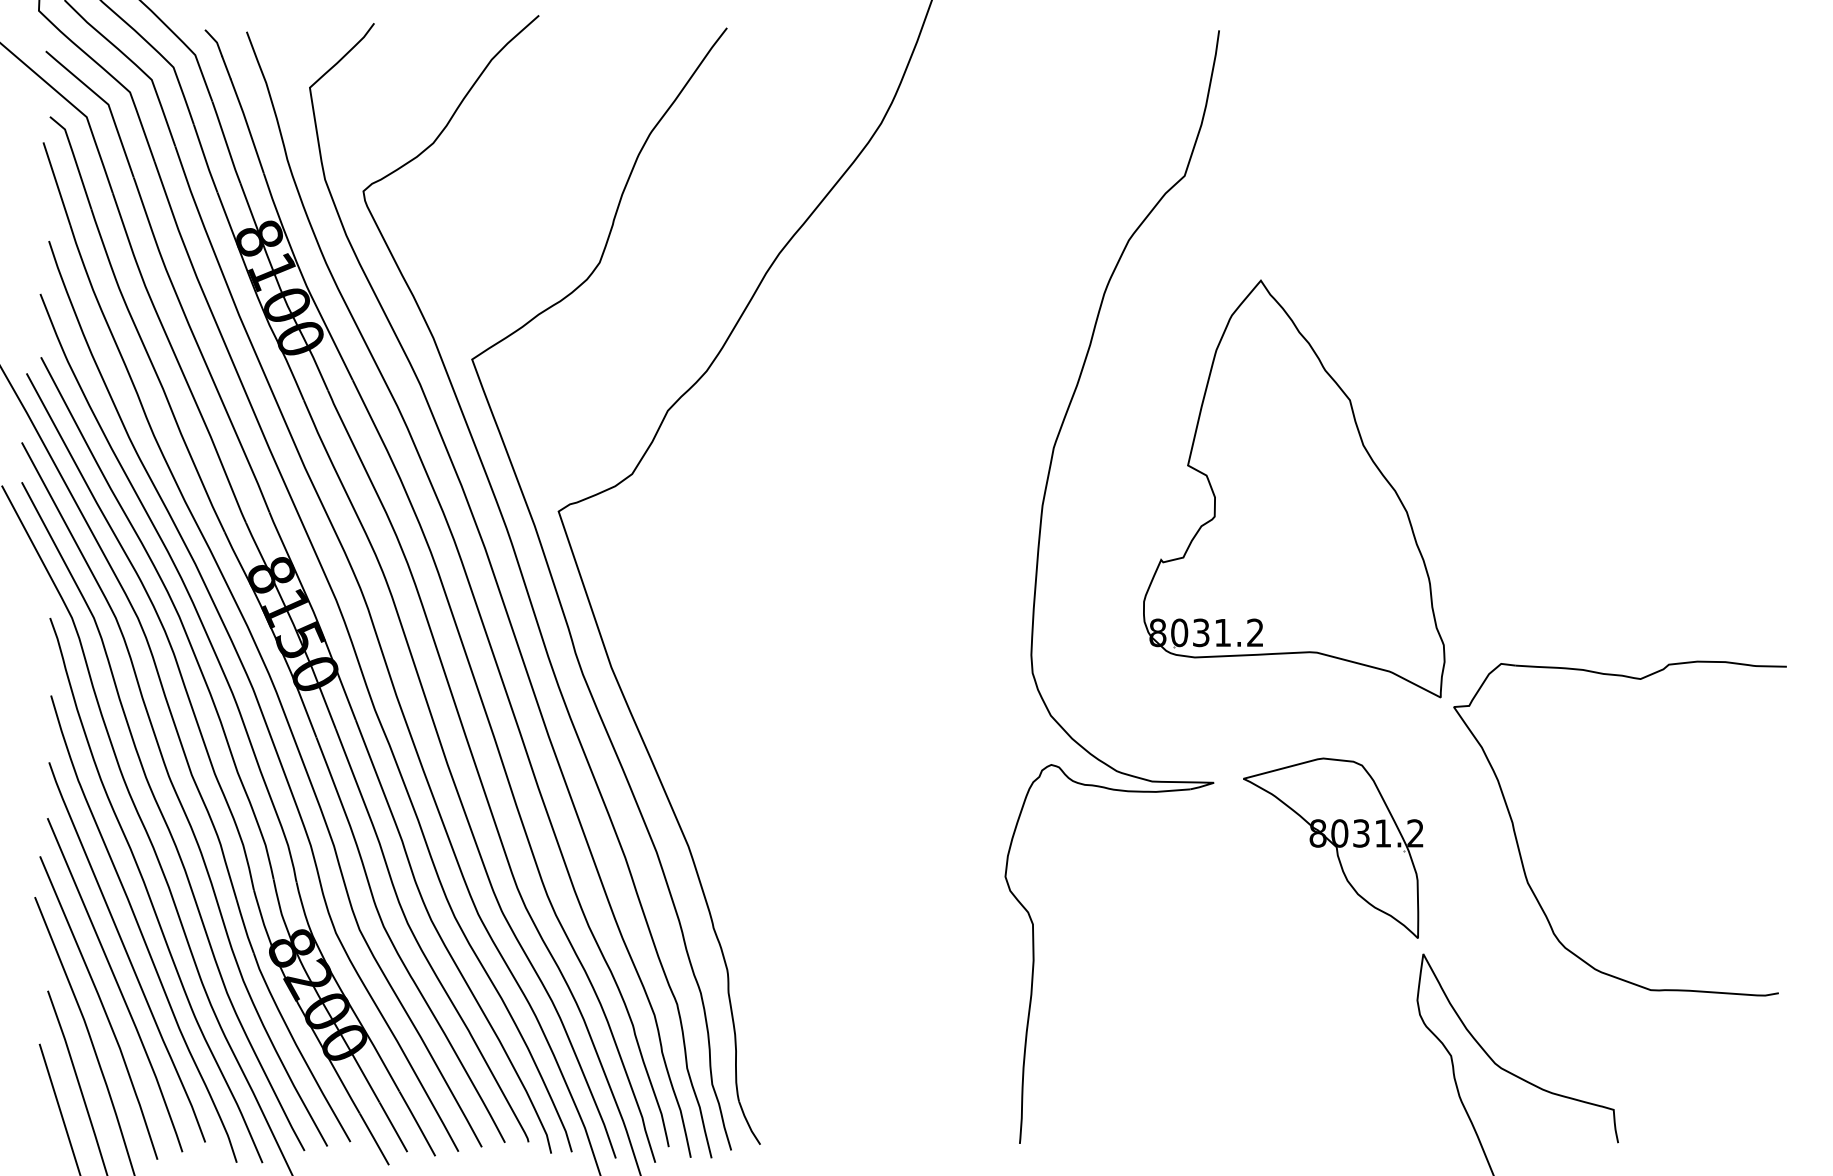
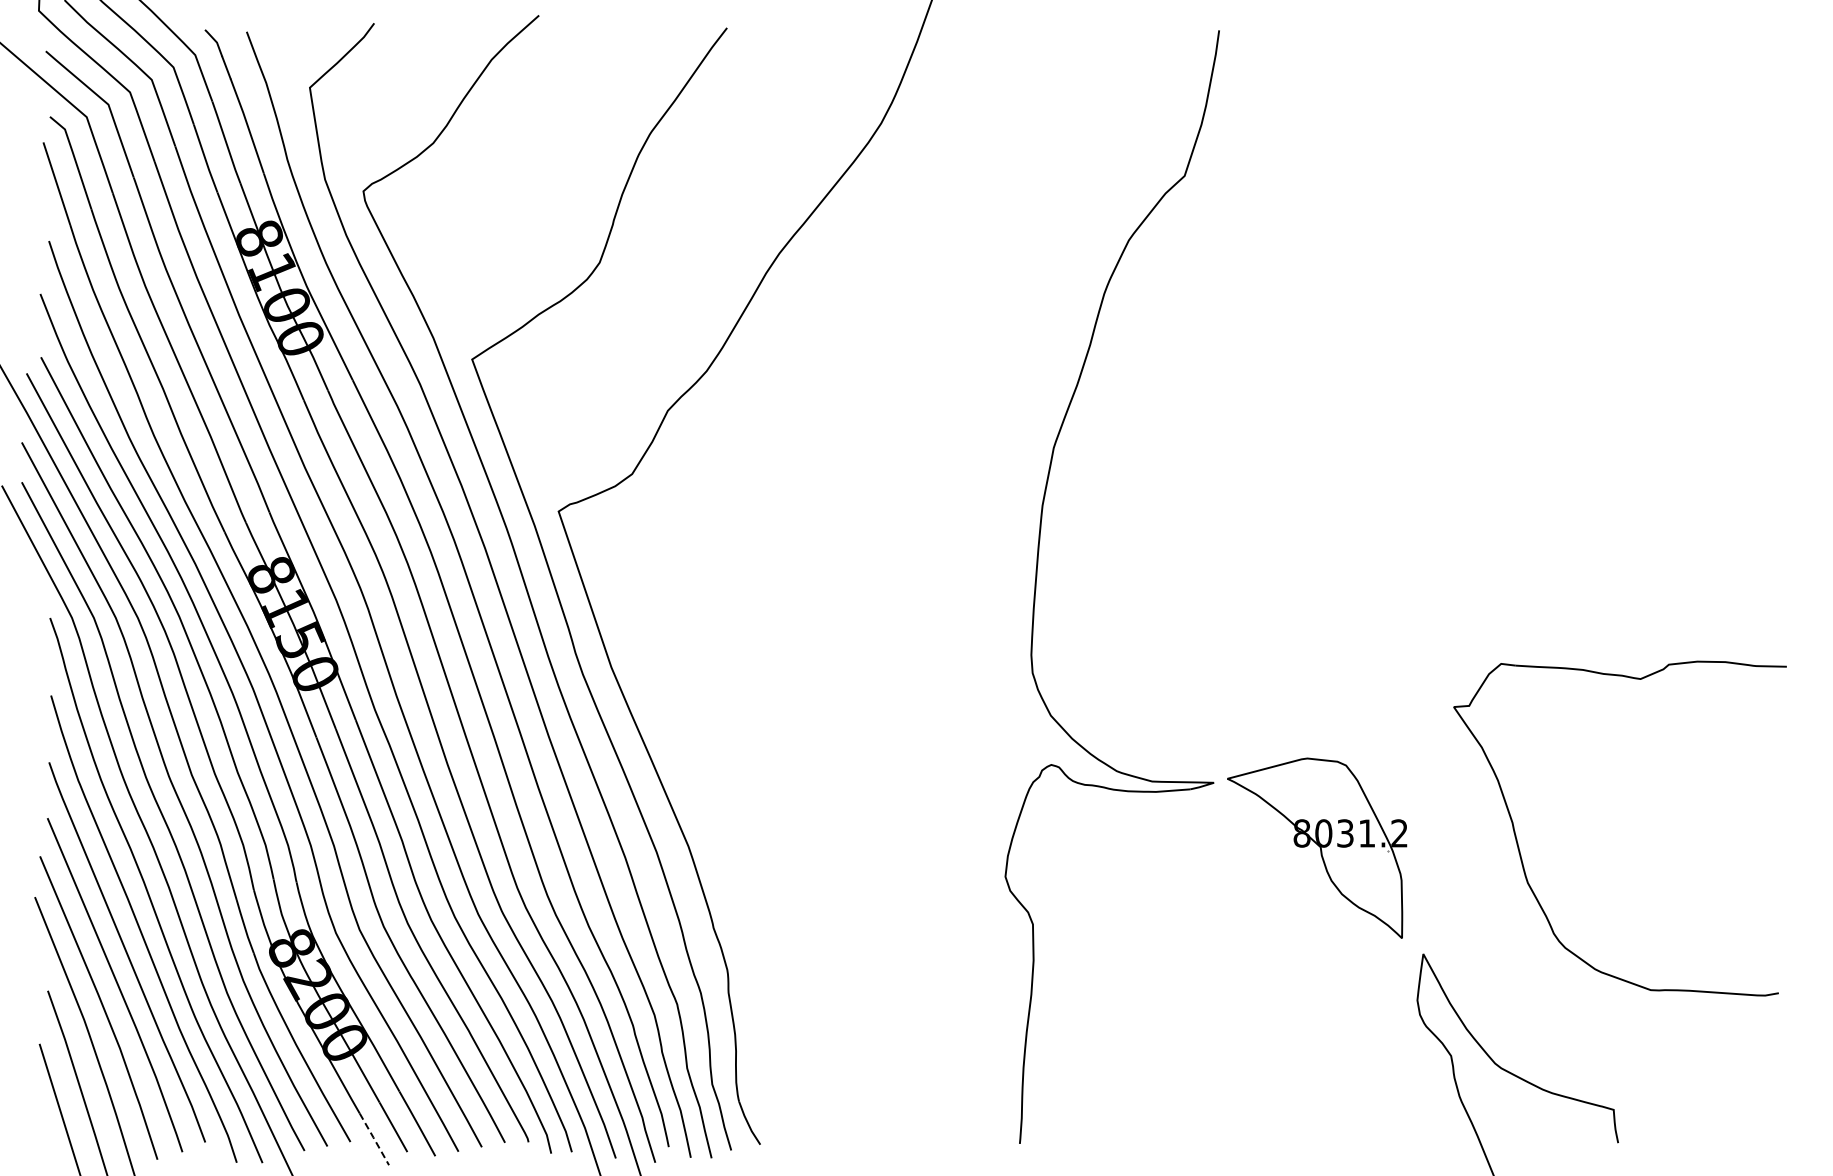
part: present -> none (1294, 488)
part position: (1333, 847) -> (1317, 847) (1317, 847)
line: solid -> dashed (374, 1139)
